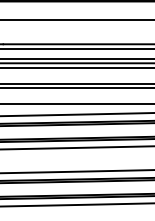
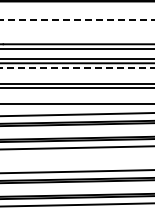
line: solid -> dashed (77, 20)
line: solid -> dashed (77, 68)
